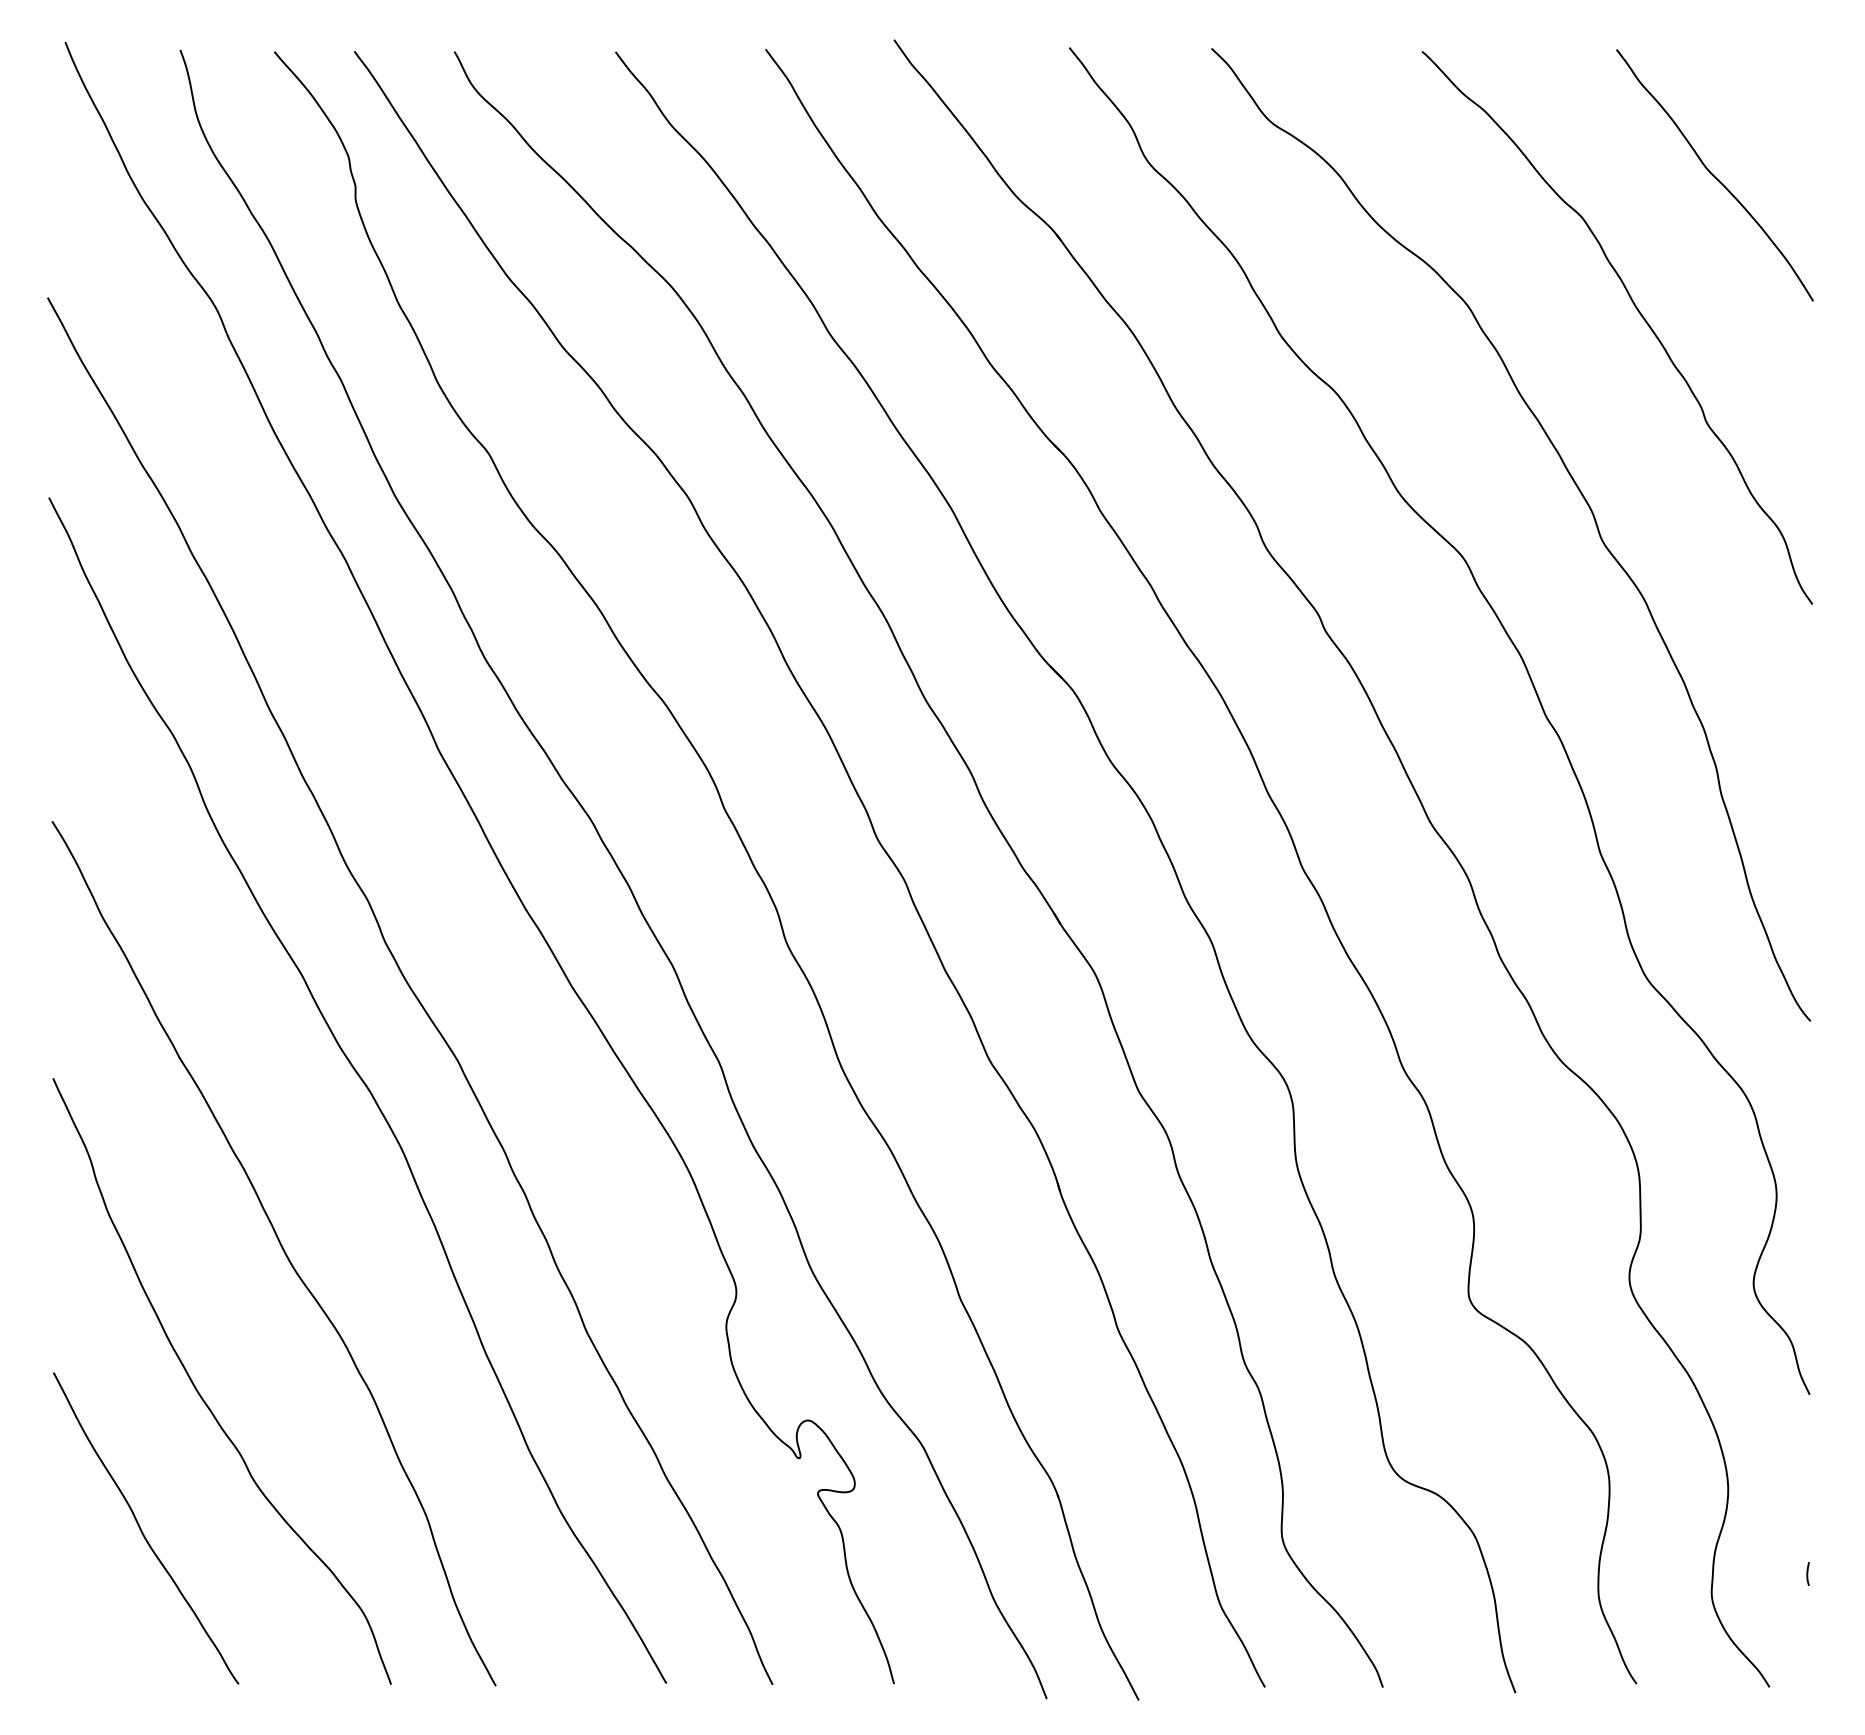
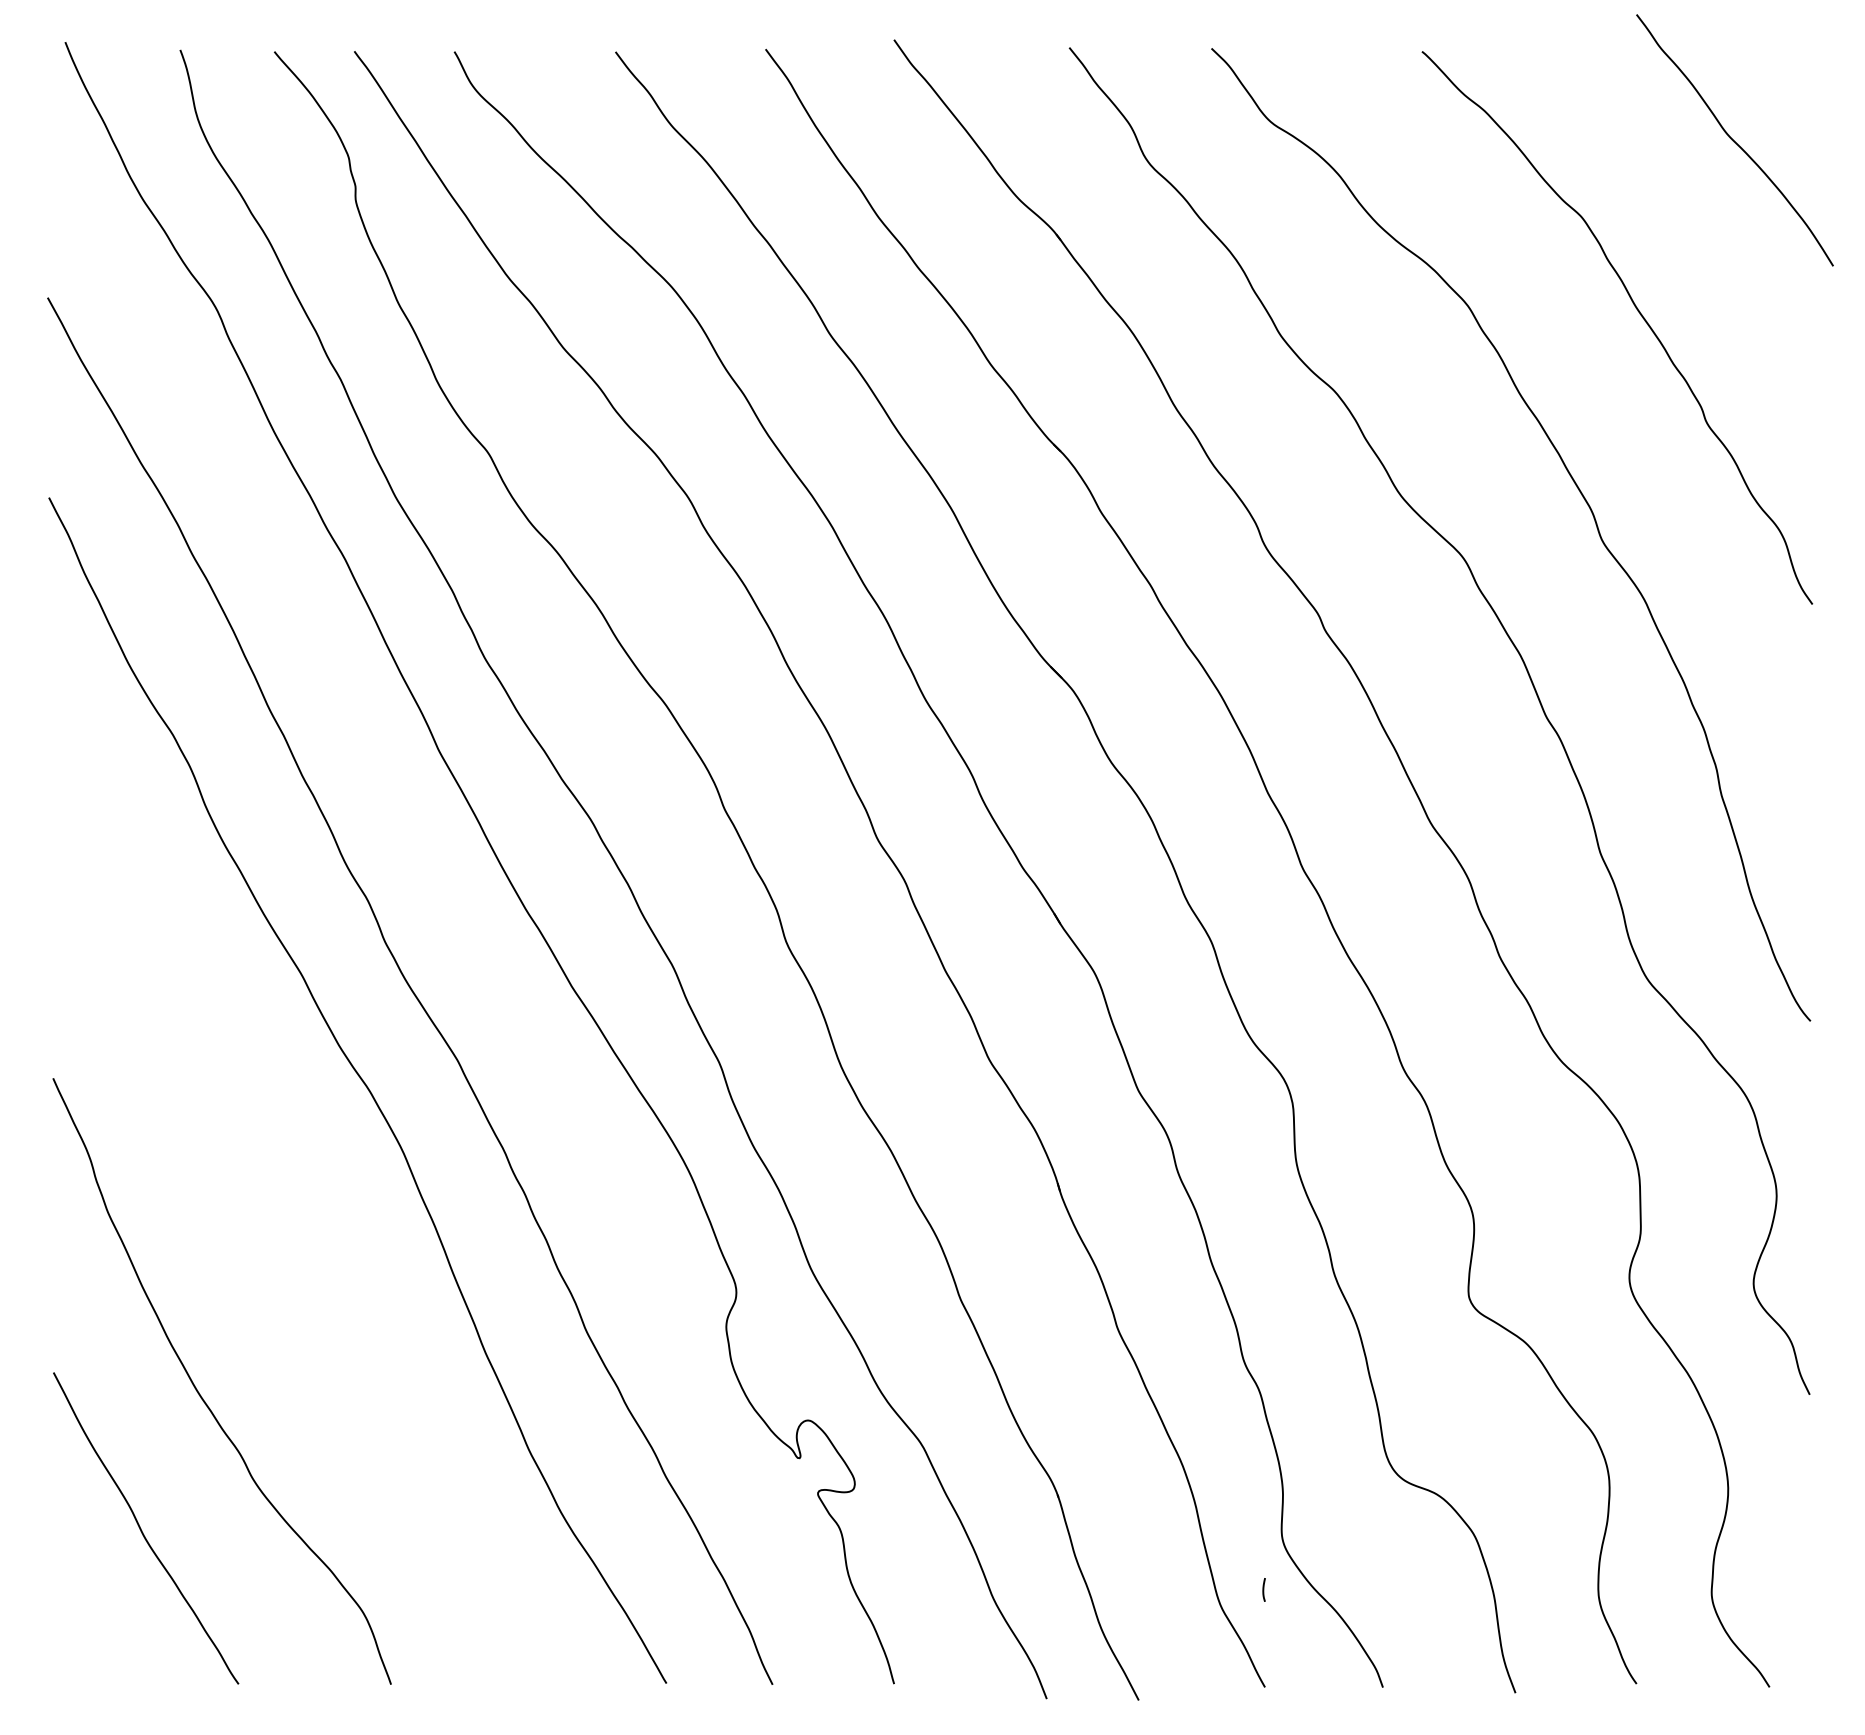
curve position: (1714, 175) -> (1734, 140) (1734, 140)
curve: present -> none (281, 1248)
line position: (1807, 1573) -> (1263, 1589) (1263, 1589)
